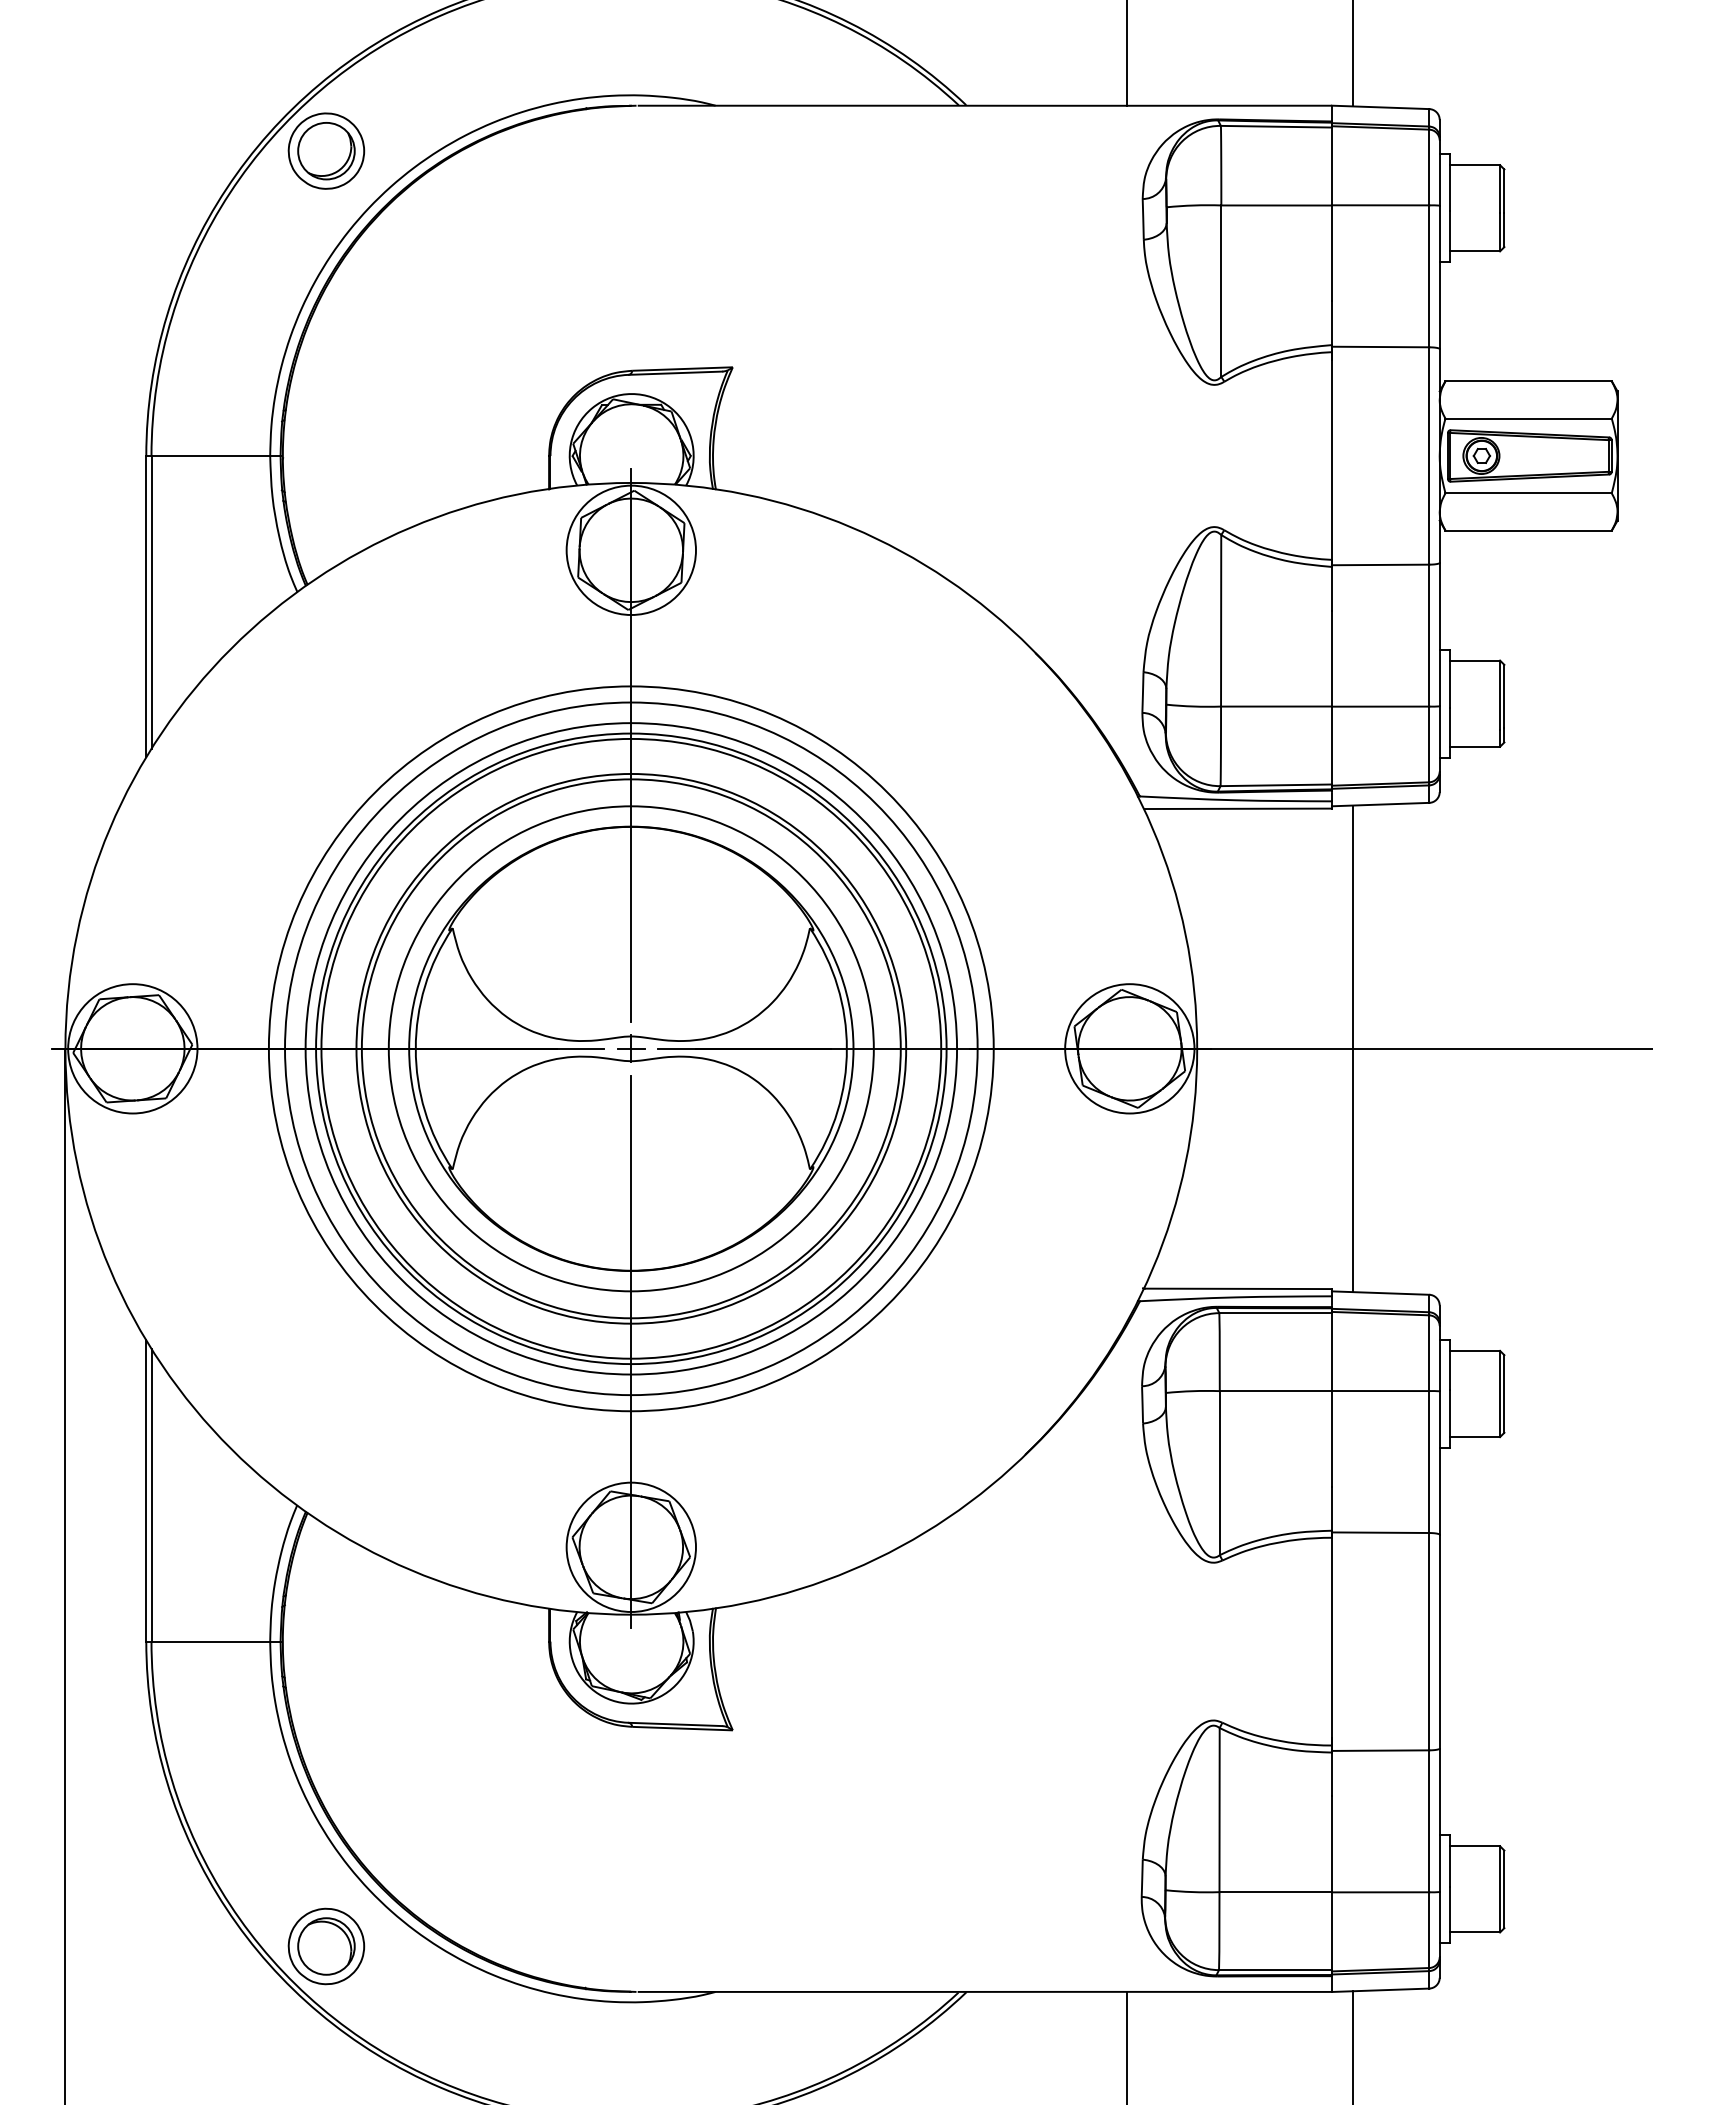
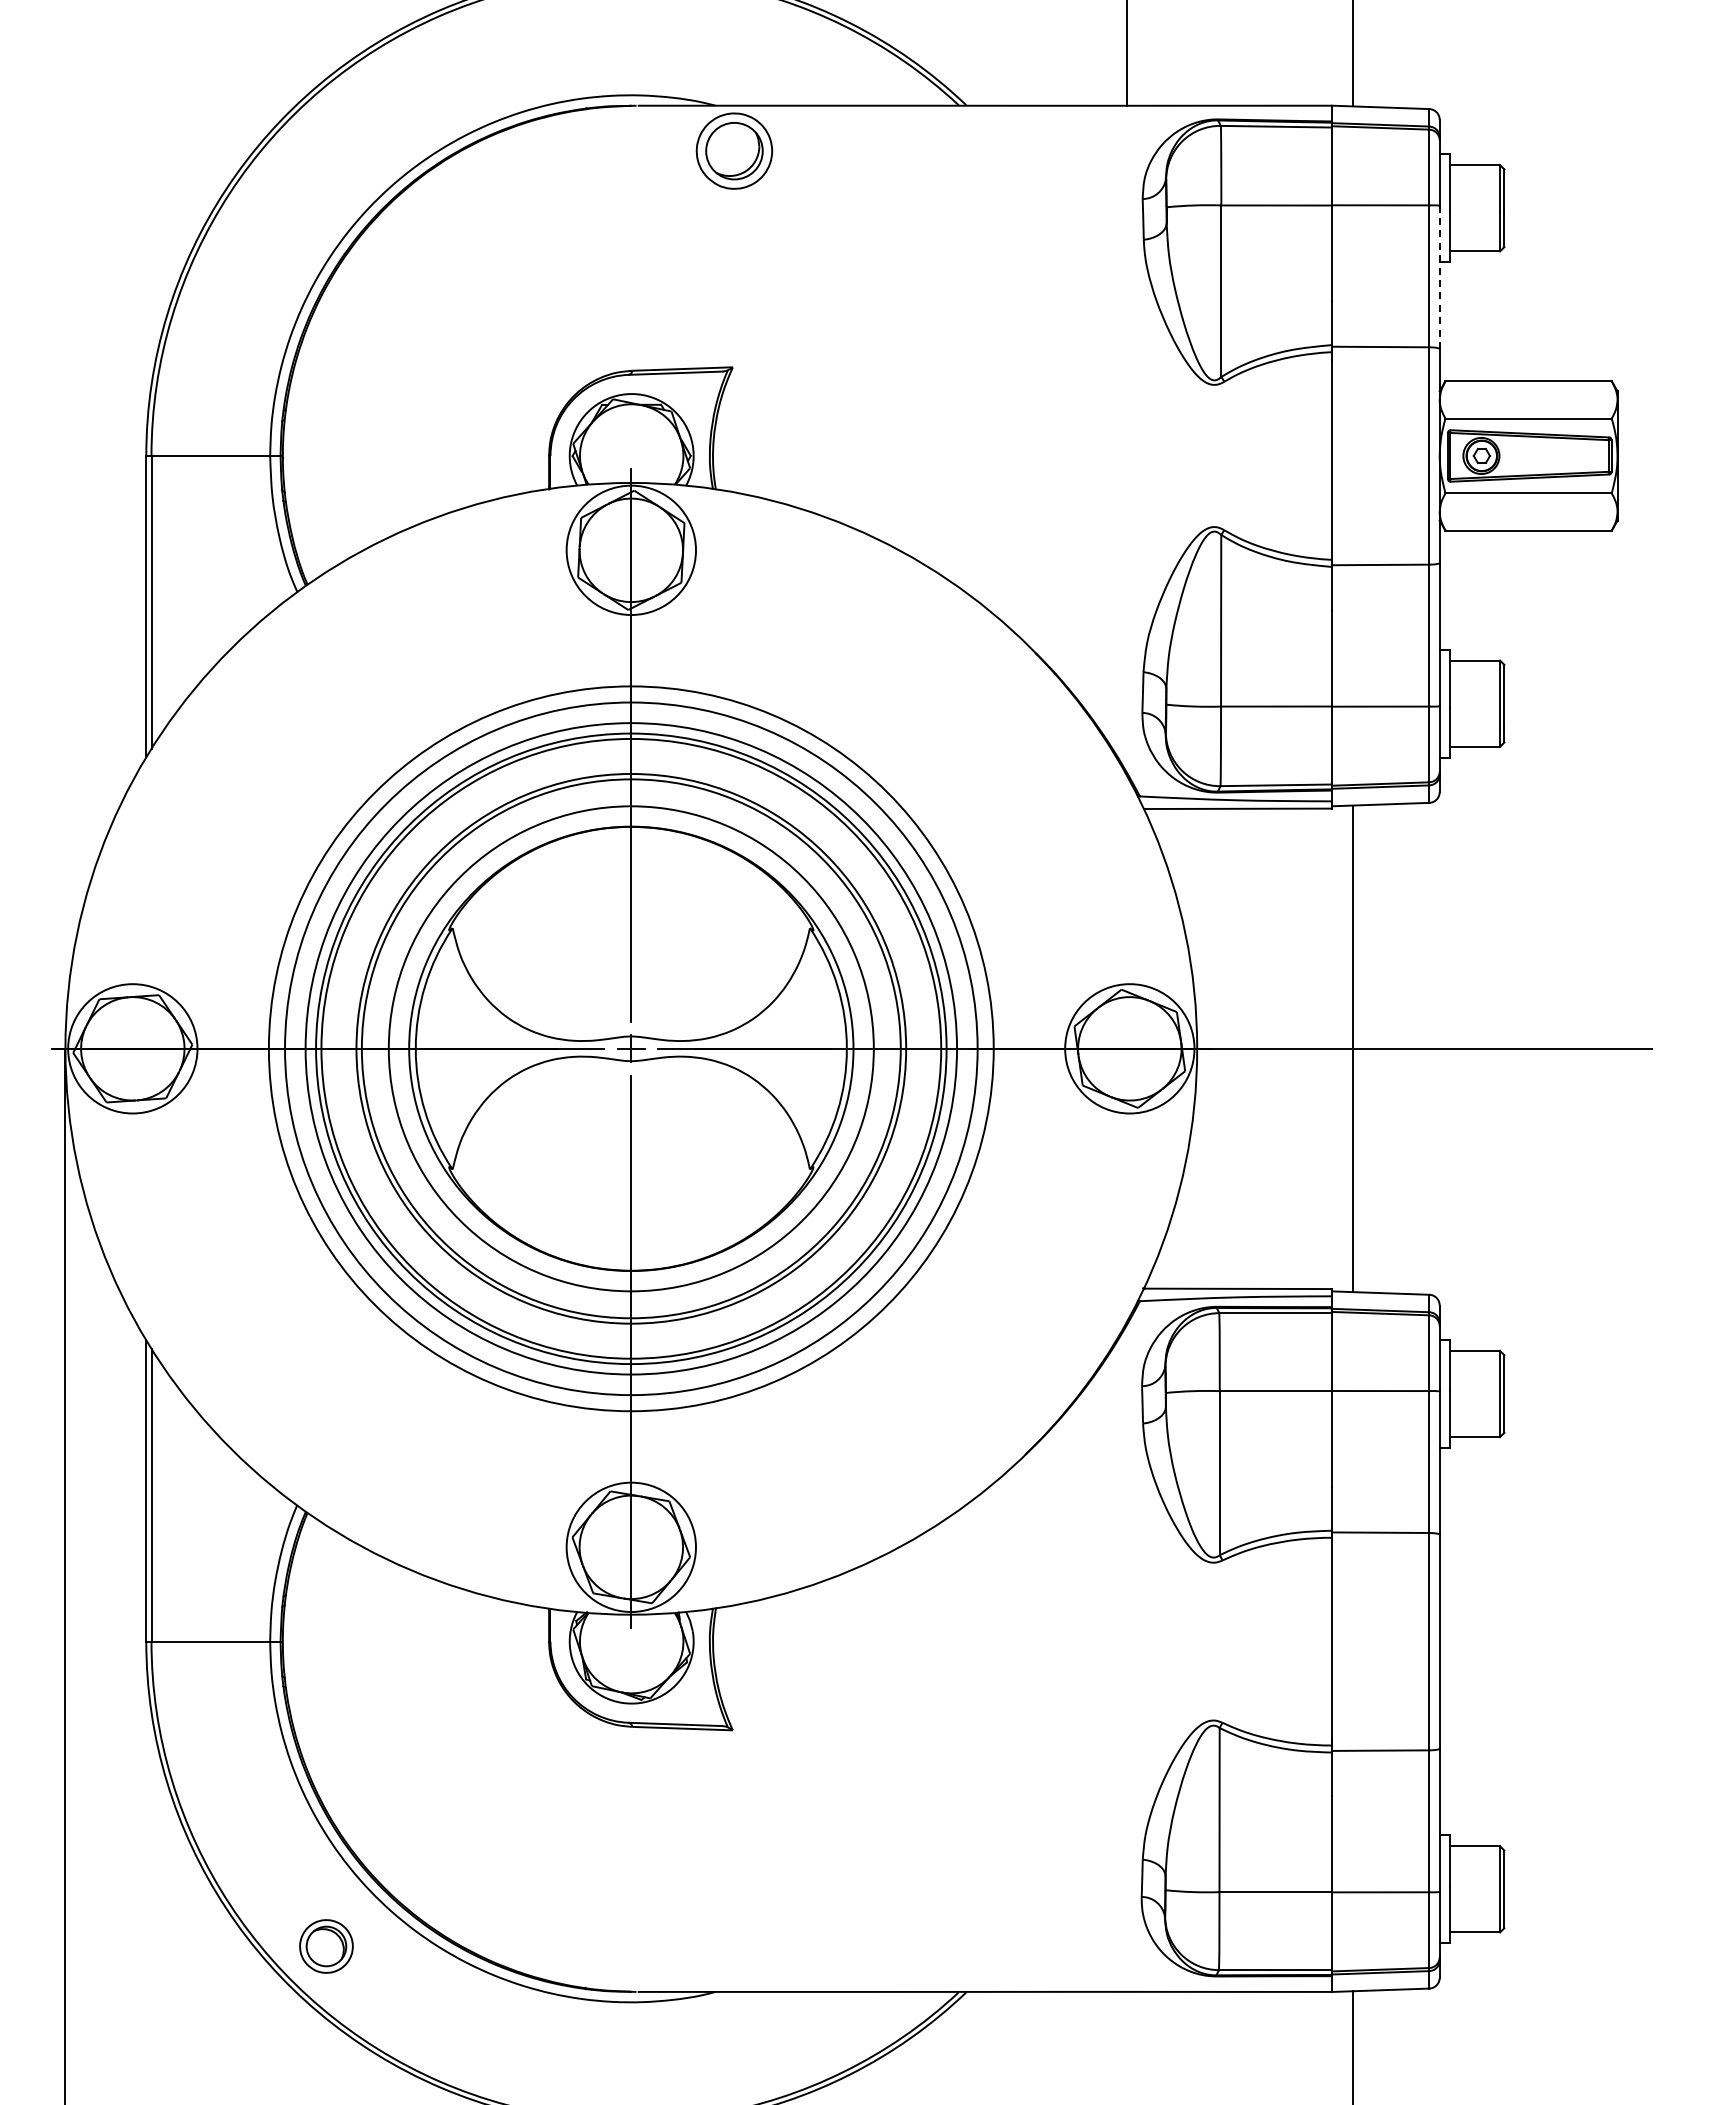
part position: (326, 150) -> (734, 150) (734, 150)
line: solid -> dashed (1439, 277)
part size: 79x79 px -> 55x55 px (326, 1946)
line: present -> none (1127, 2046)
